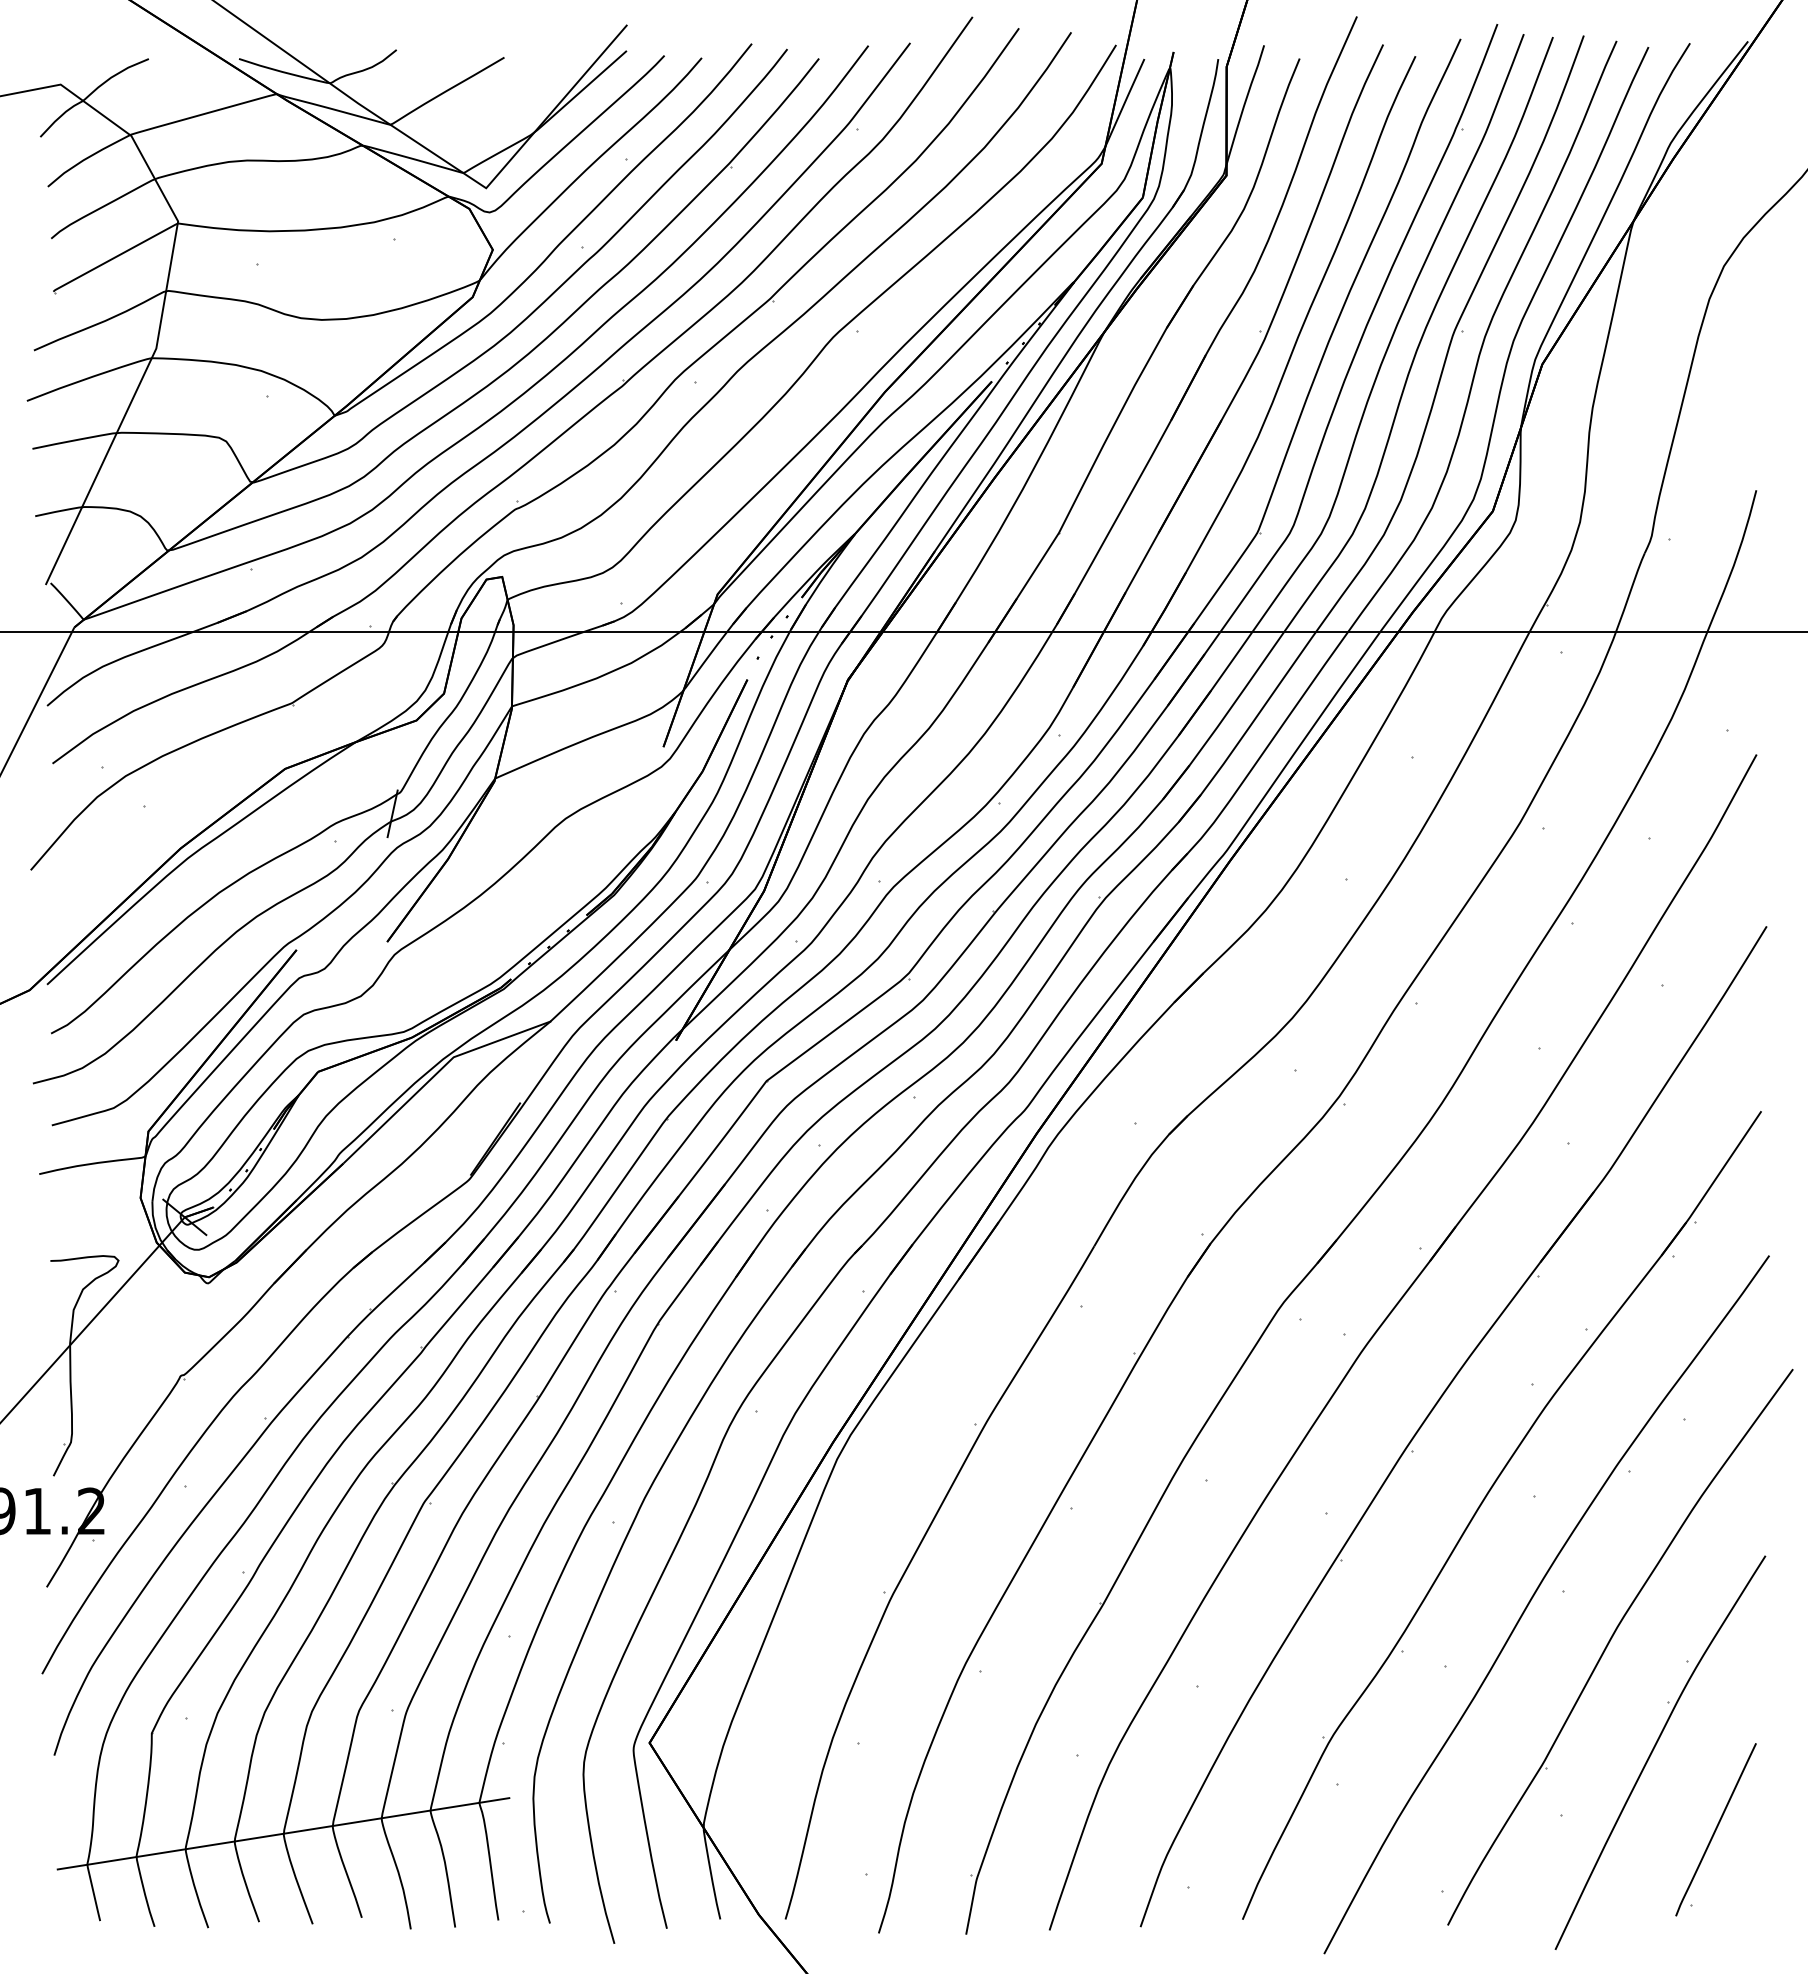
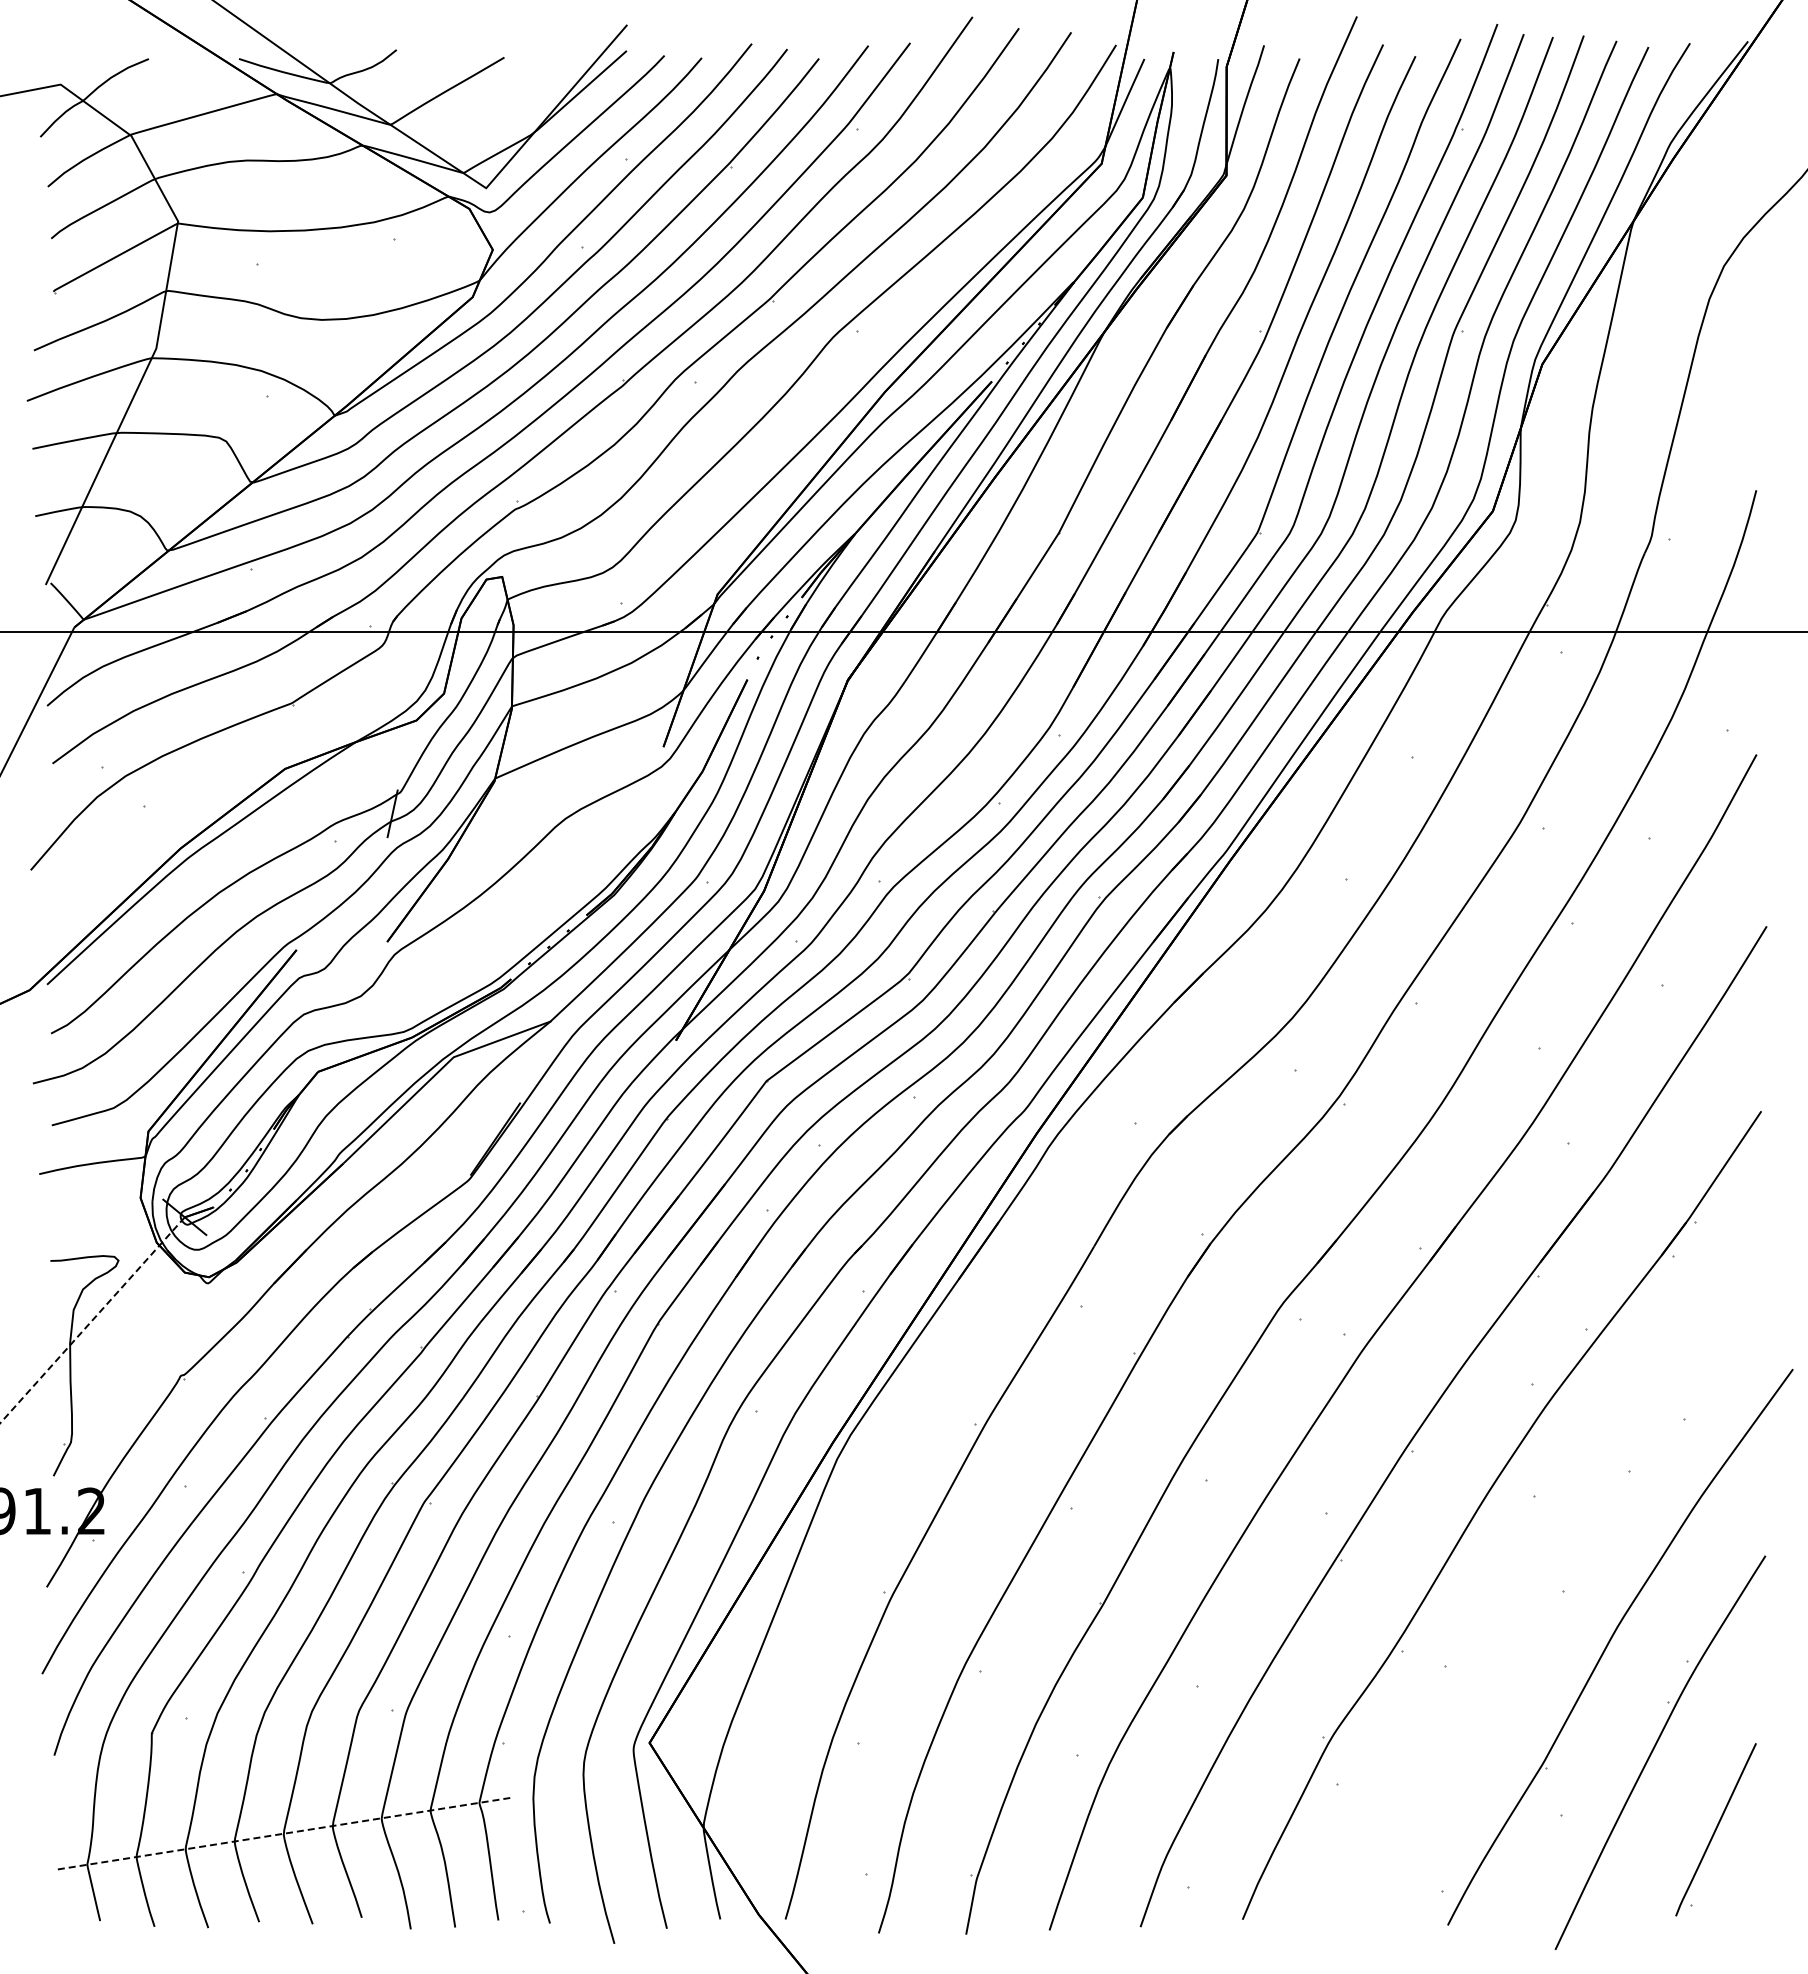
line: solid -> dashed (92, 1320)
curve: present -> none (1533, 1597)
line: solid -> dashed (283, 1833)
